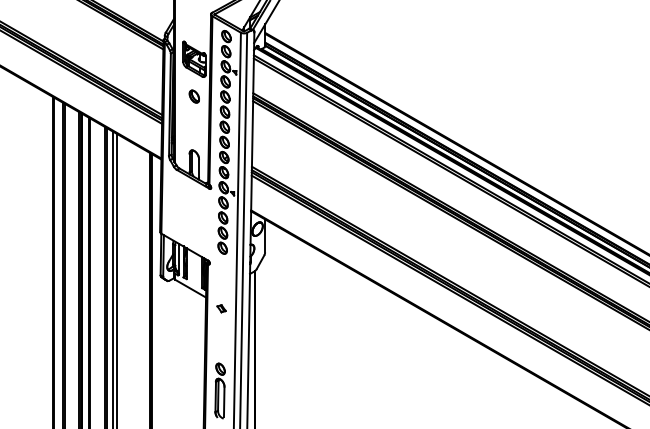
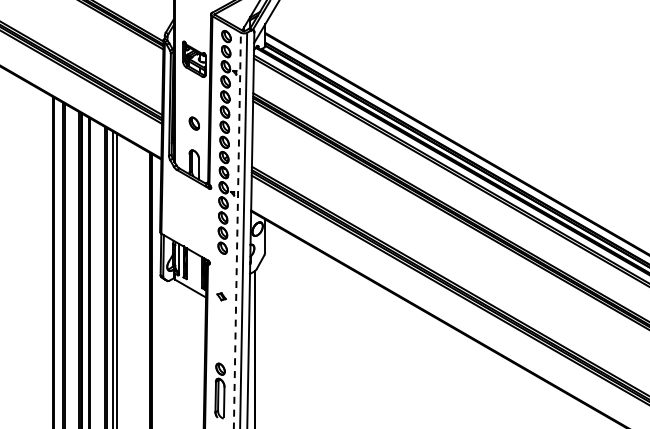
part position: (193, 96) -> (193, 123) (193, 123)
line: solid -> dashed (237, 230)
part position: (221, 308) -> (221, 296) (221, 296)
